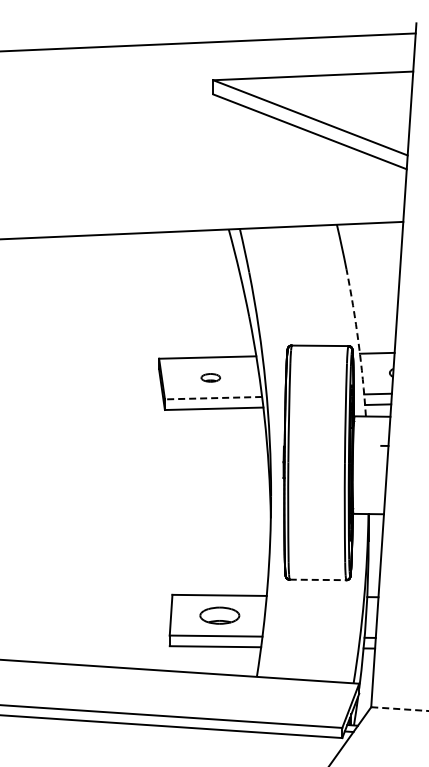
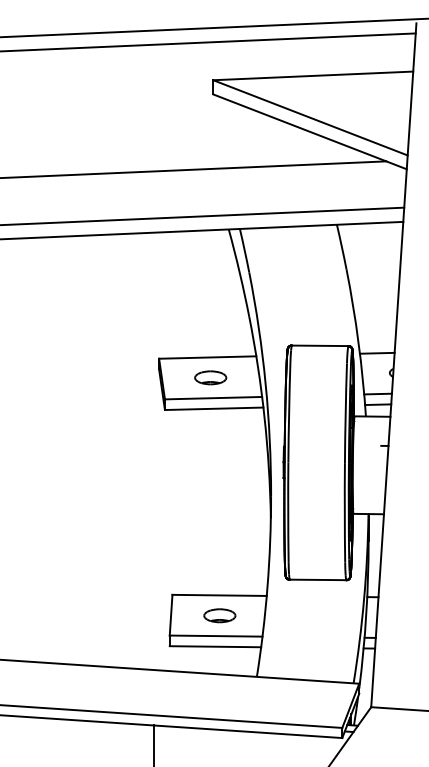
line: none -> present (213, 27)
line: none -> present (194, 169)
line: none -> present (203, 216)
arc: dashed -> solid (358, 342)
part size: 21x10 px -> 34x16 px (210, 377)
line: dashed -> solid (213, 398)
line: dashed -> solid (318, 579)
part size: 42x19 px -> 34x16 px (219, 615)
line: dashed -> solid (400, 709)
line: none -> present (153, 744)
